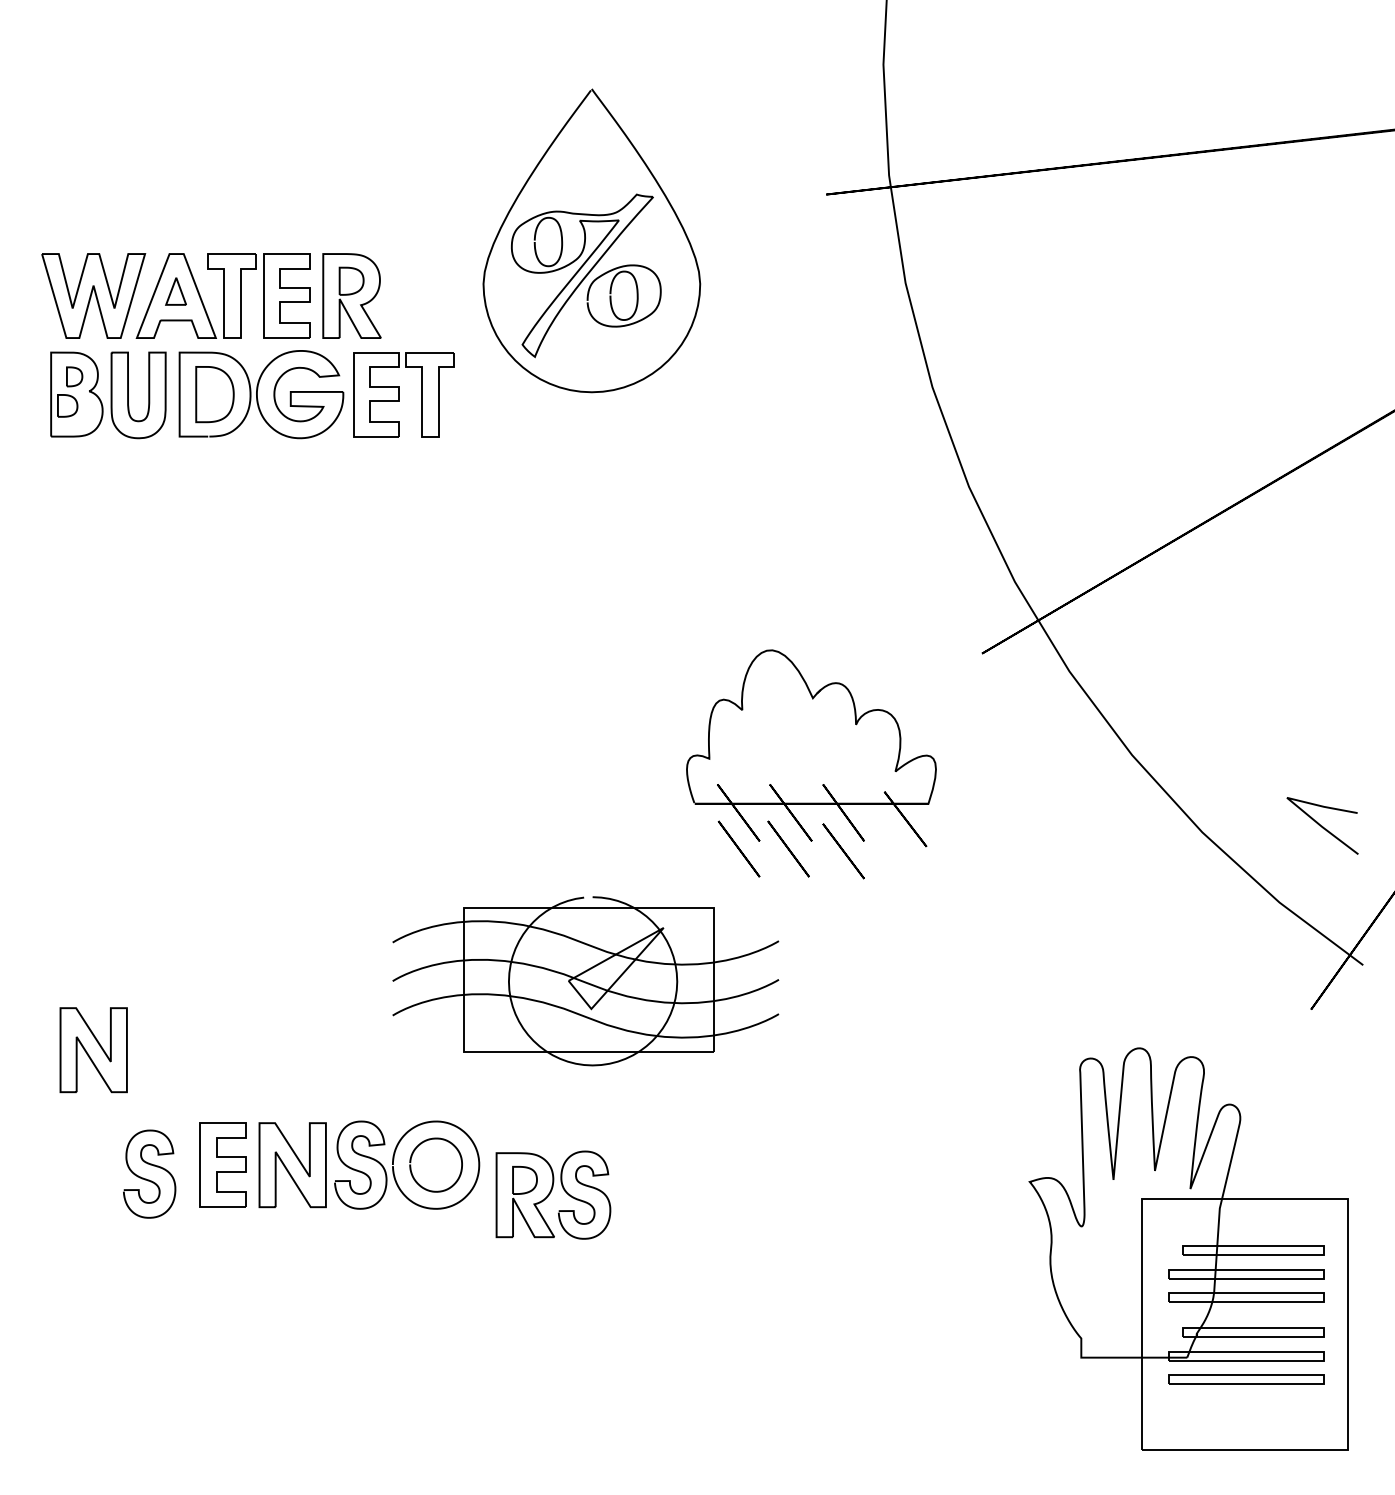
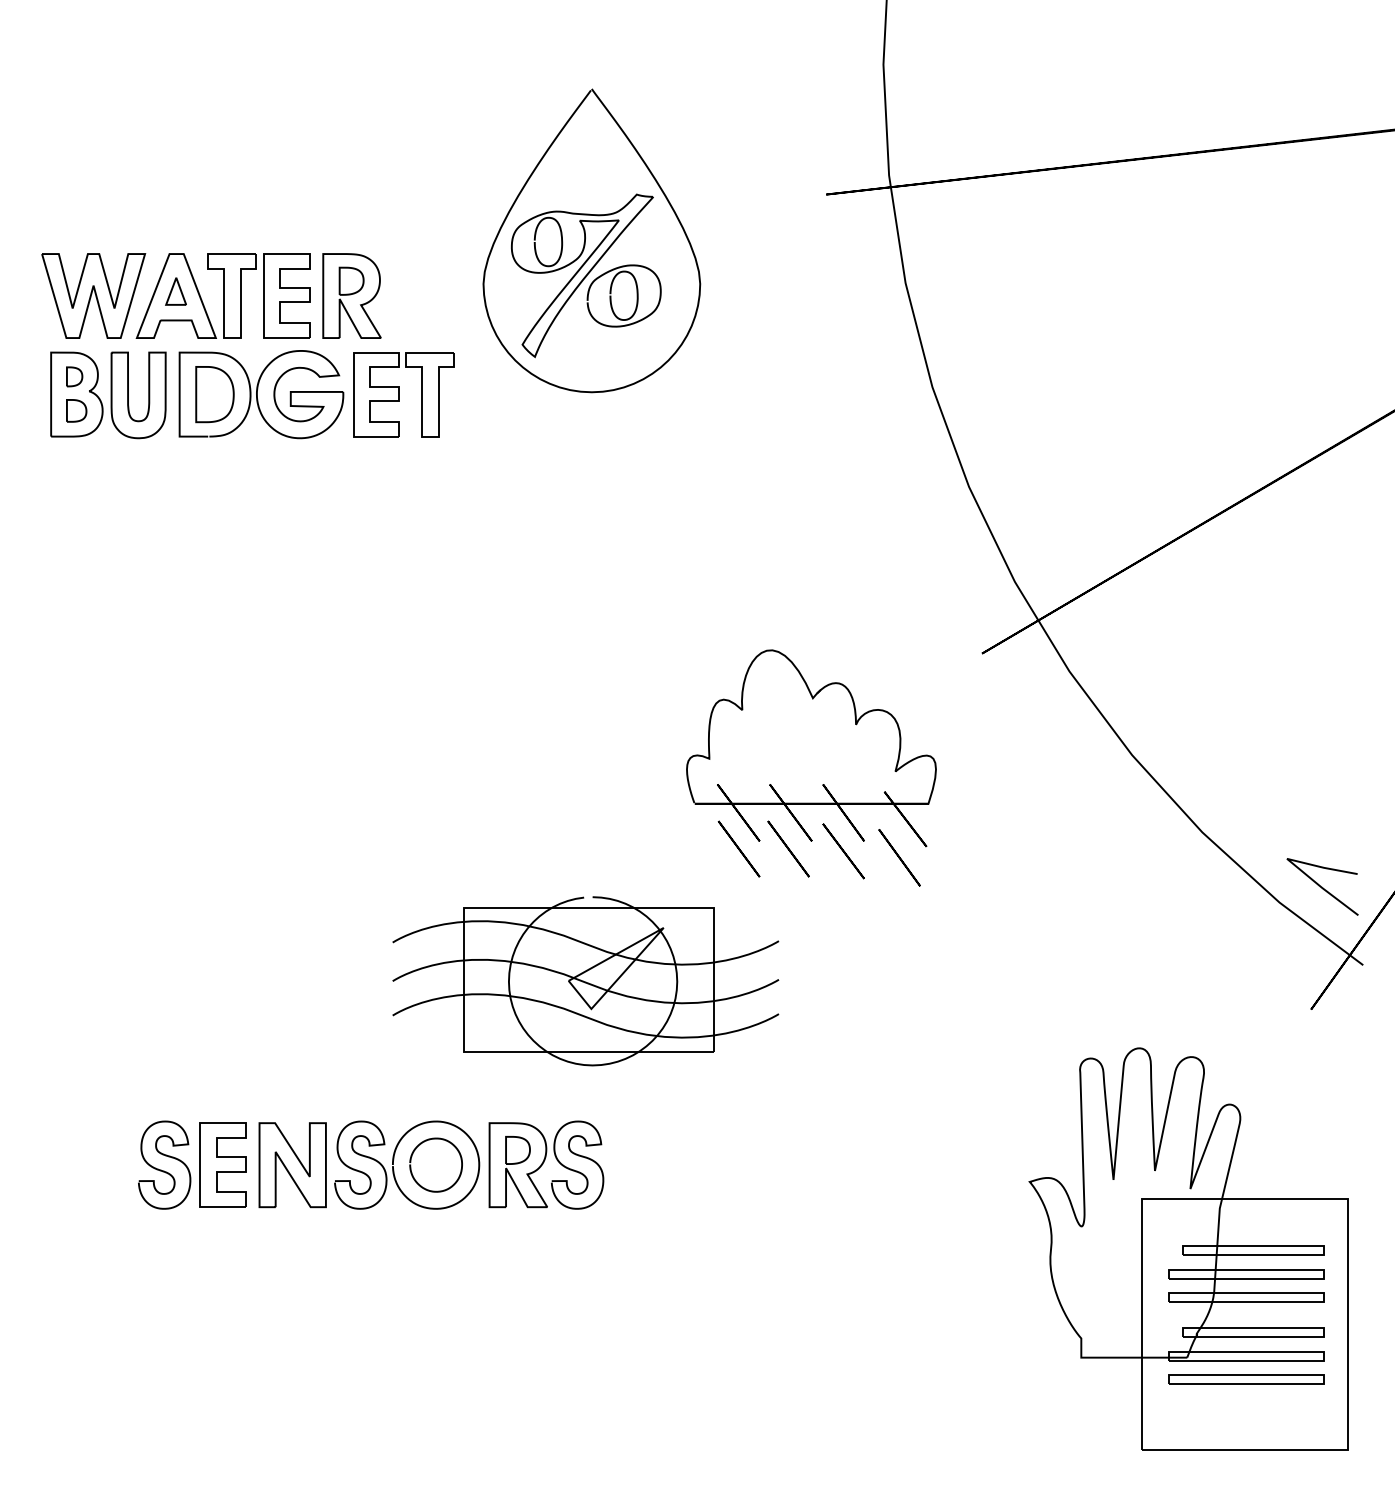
part position: (67, 405) -> (76, 410) (76, 410)
line position: (1322, 825) -> (1322, 886) (1322, 886)
line: none -> present (899, 857)
part: present -> none (93, 1050)
curve position: (146, 1178) -> (161, 1169) (161, 1169)
part position: (553, 1194) -> (546, 1164) (546, 1164)
